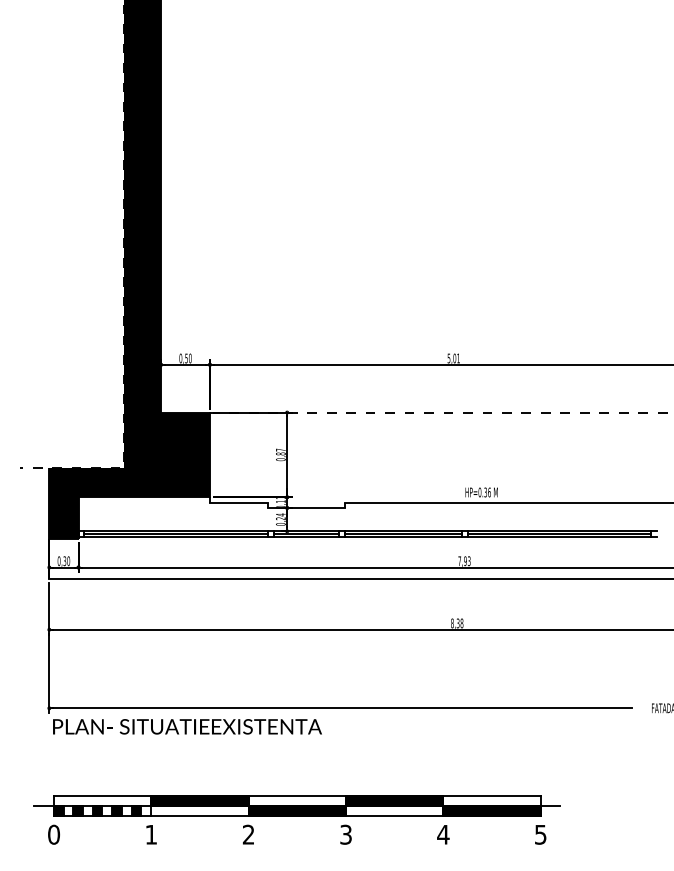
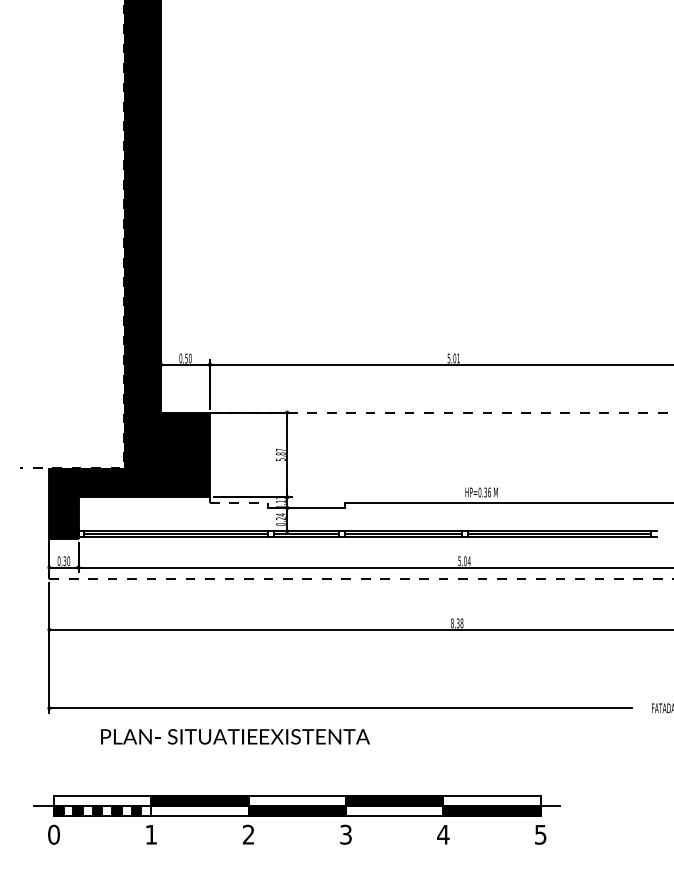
text: 0,87 -> 5,87 (280, 459)
line: solid -> dashed (239, 503)
text: 7,93 -> 5,04 (464, 561)
line: solid -> dashed (361, 579)
text position: (187, 726) -> (235, 736) (235, 736)
